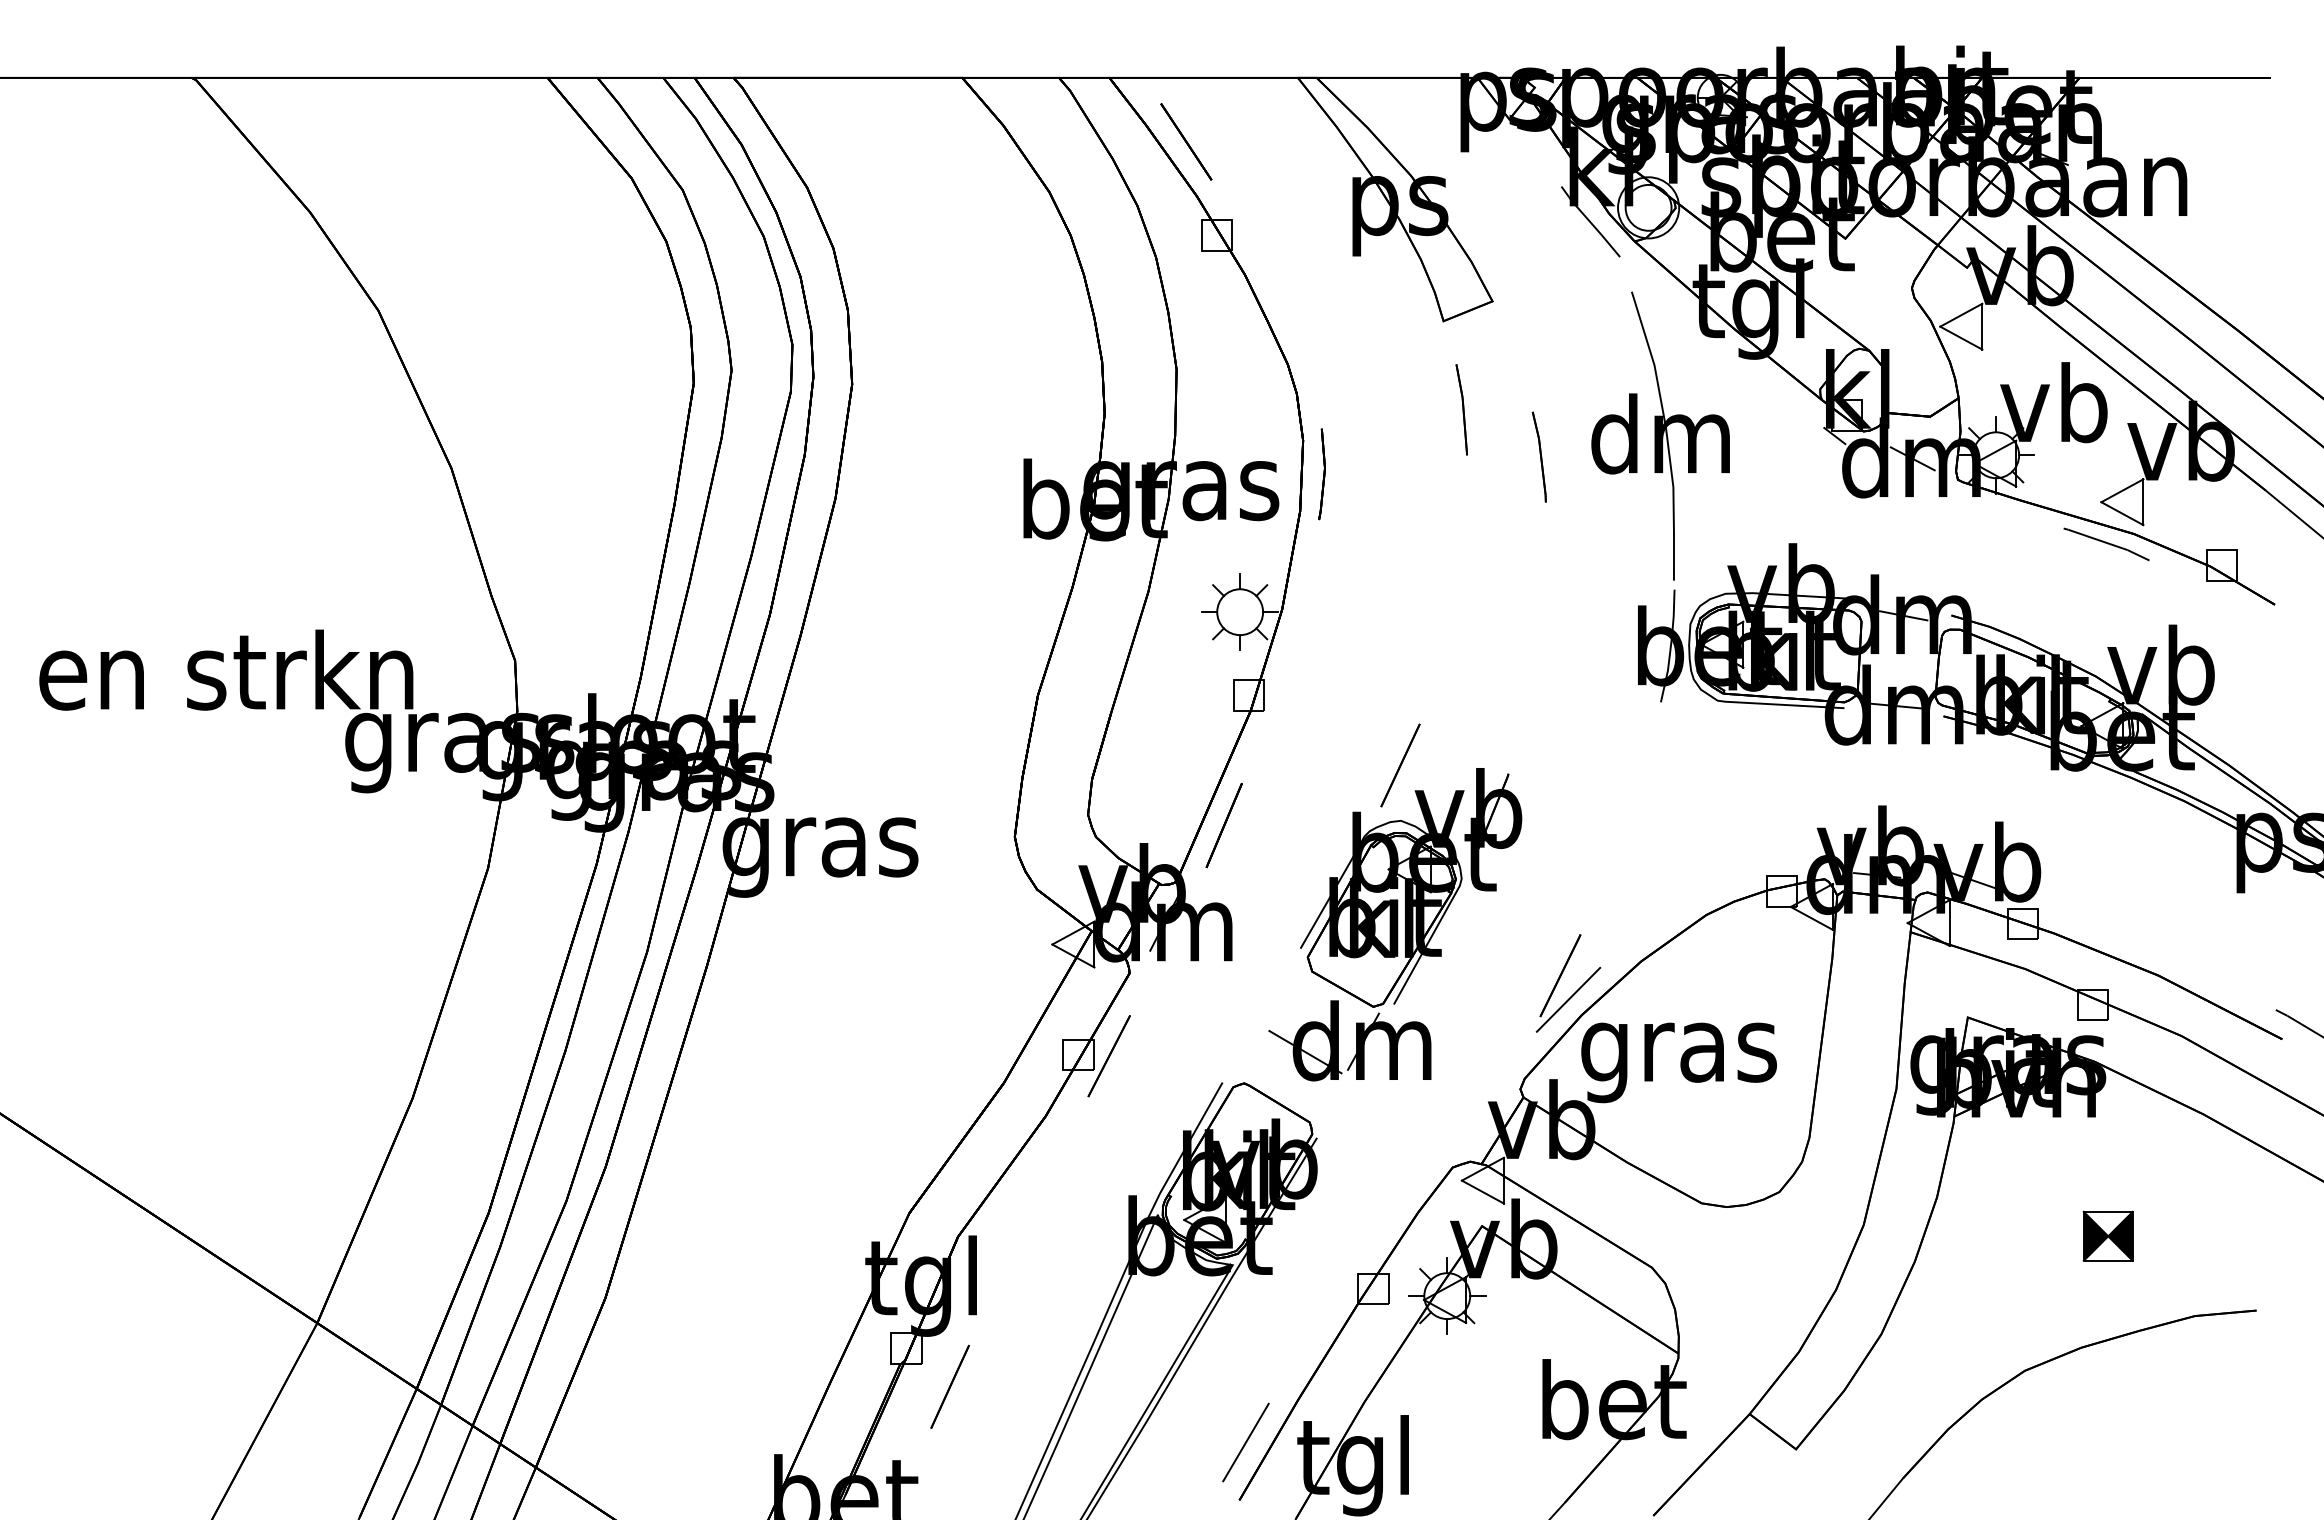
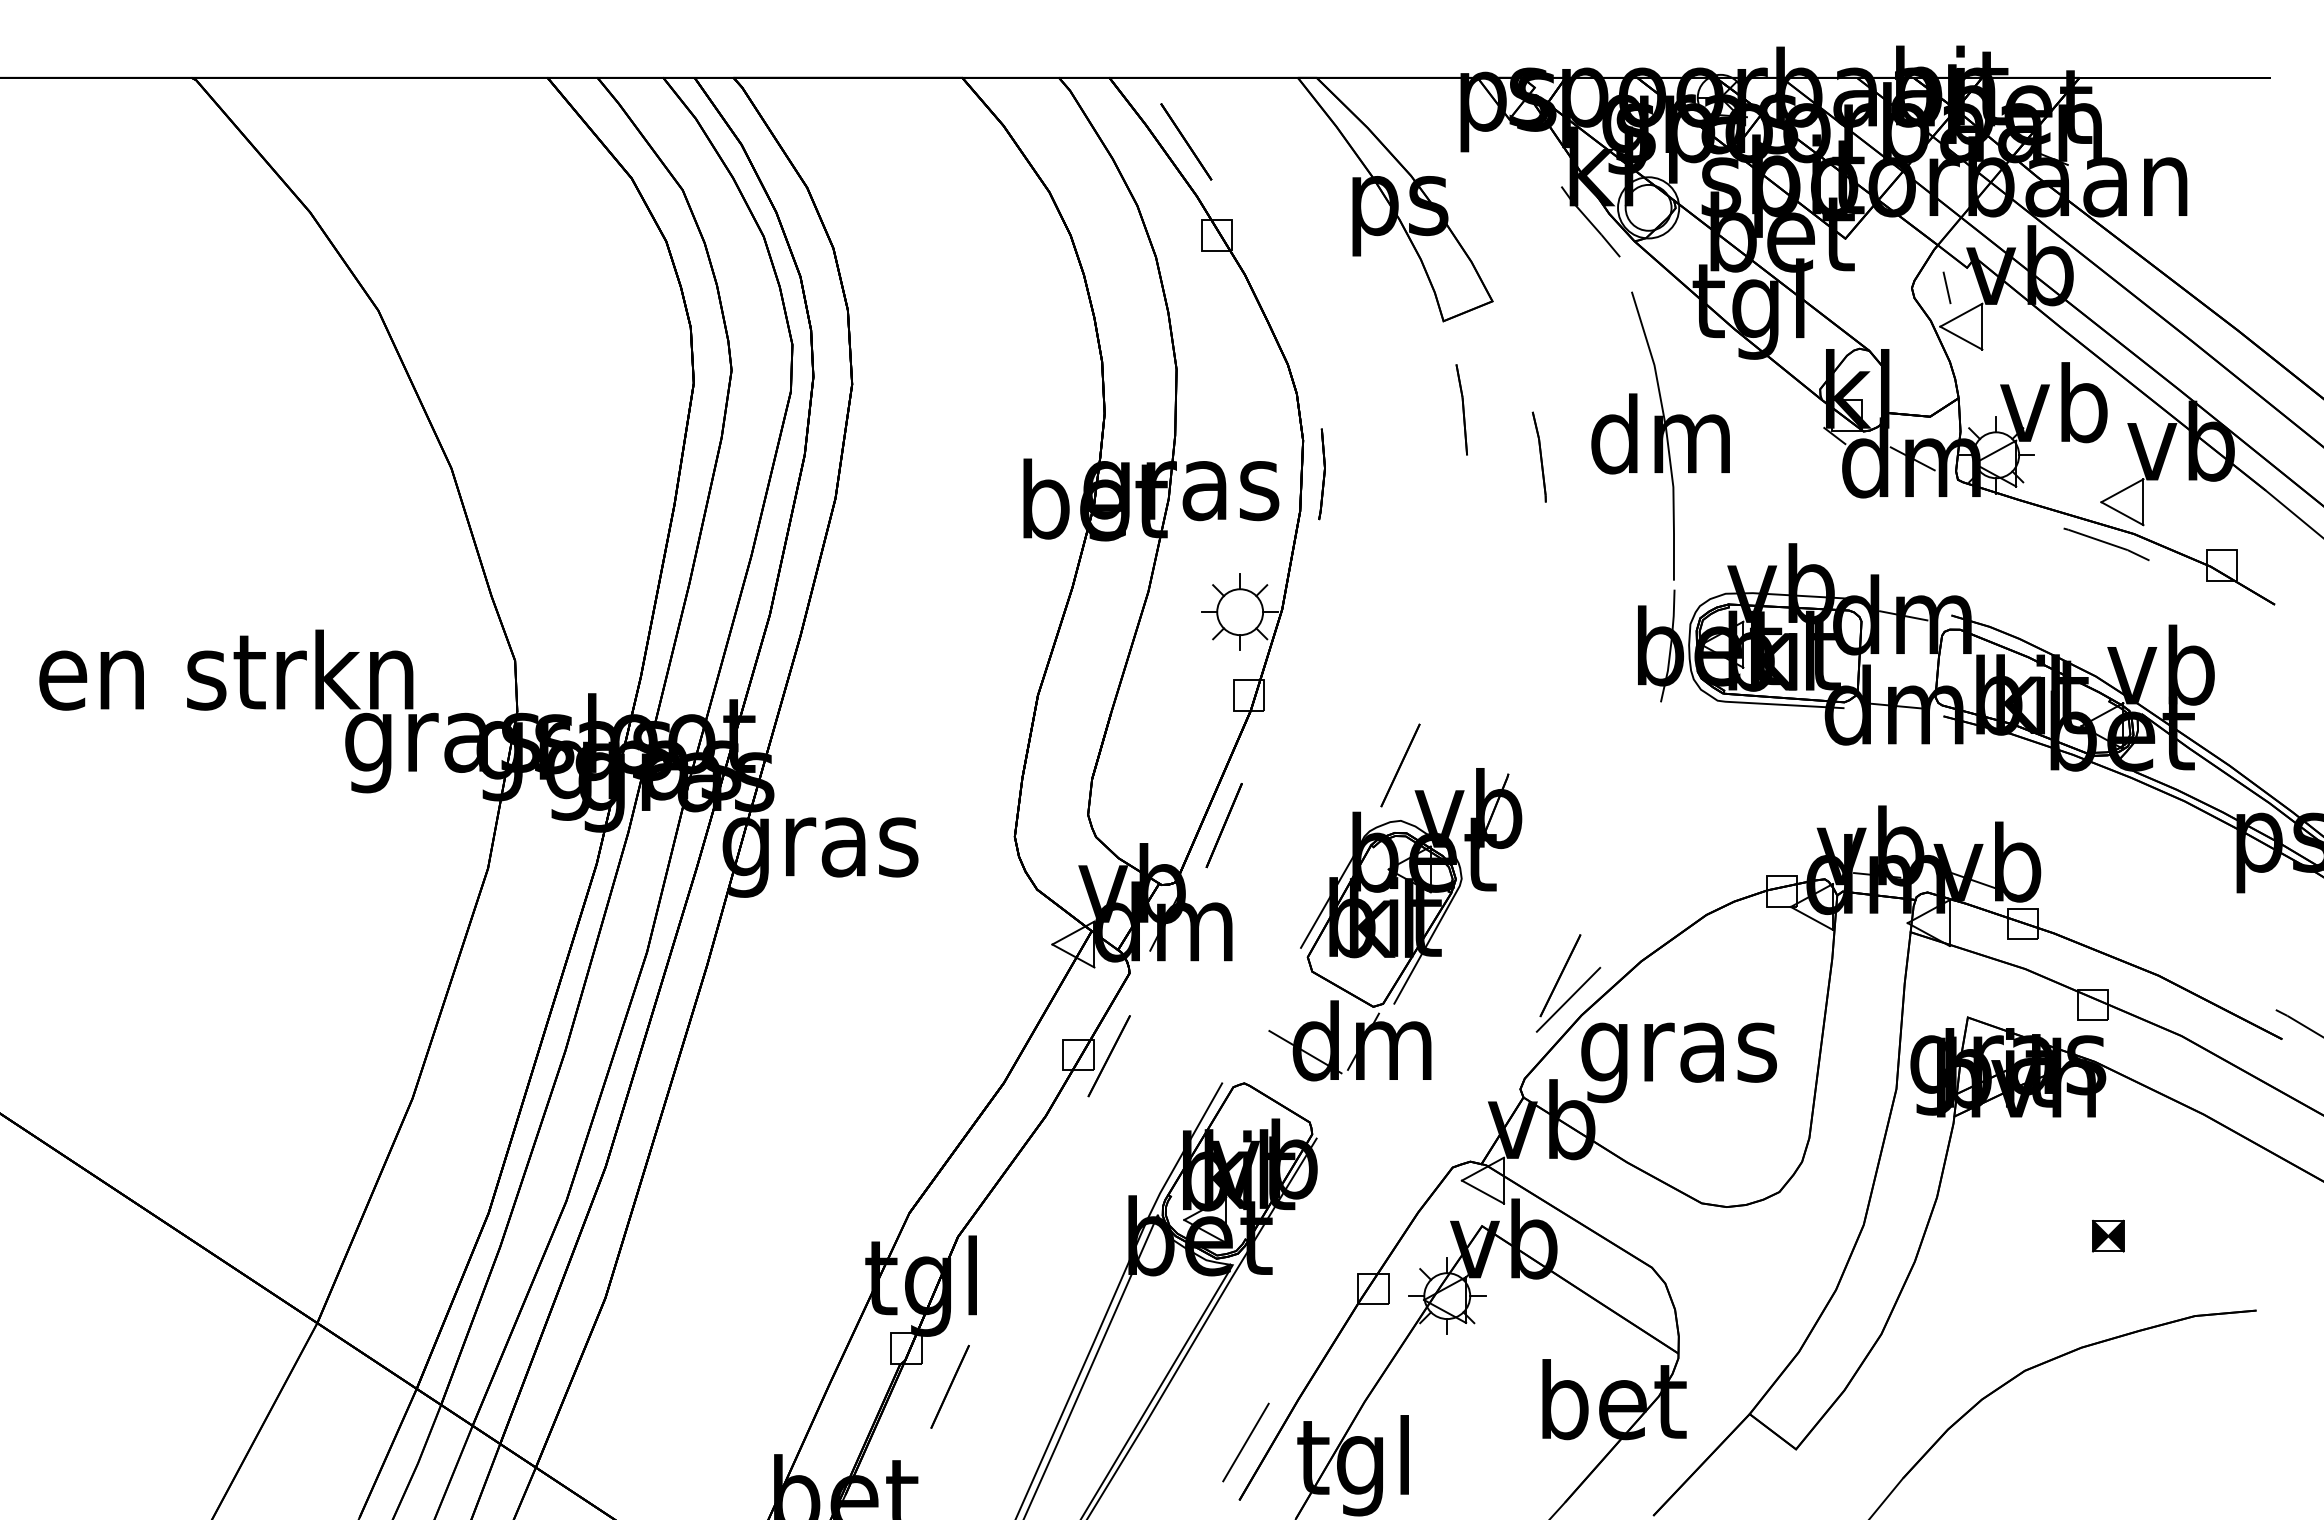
line: none -> present (1946, 287)
part size: 52x52 px -> 33x34 px (2108, 1235)
